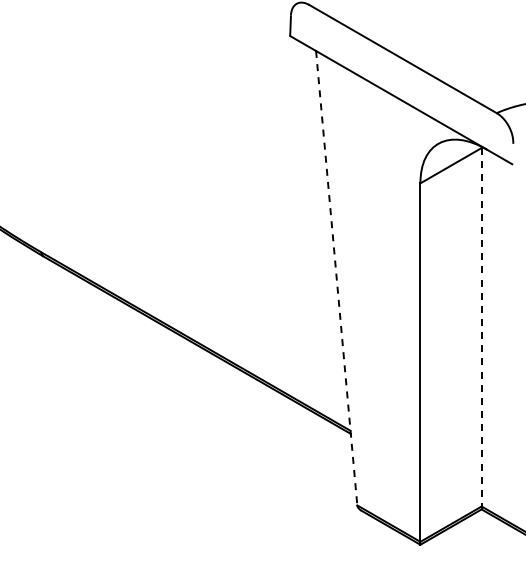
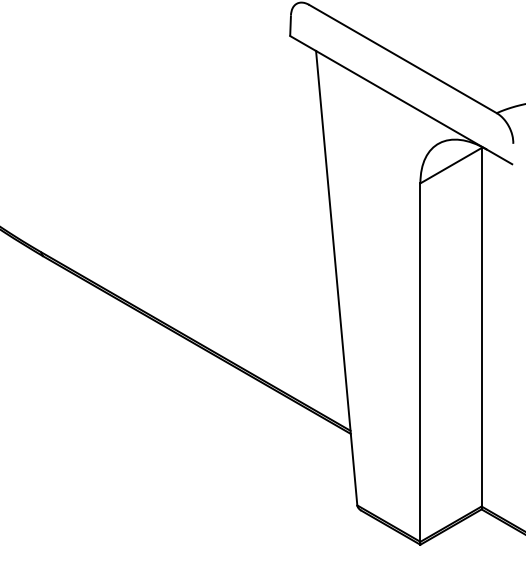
line: dashed -> solid (336, 278)
line: dashed -> solid (481, 327)
